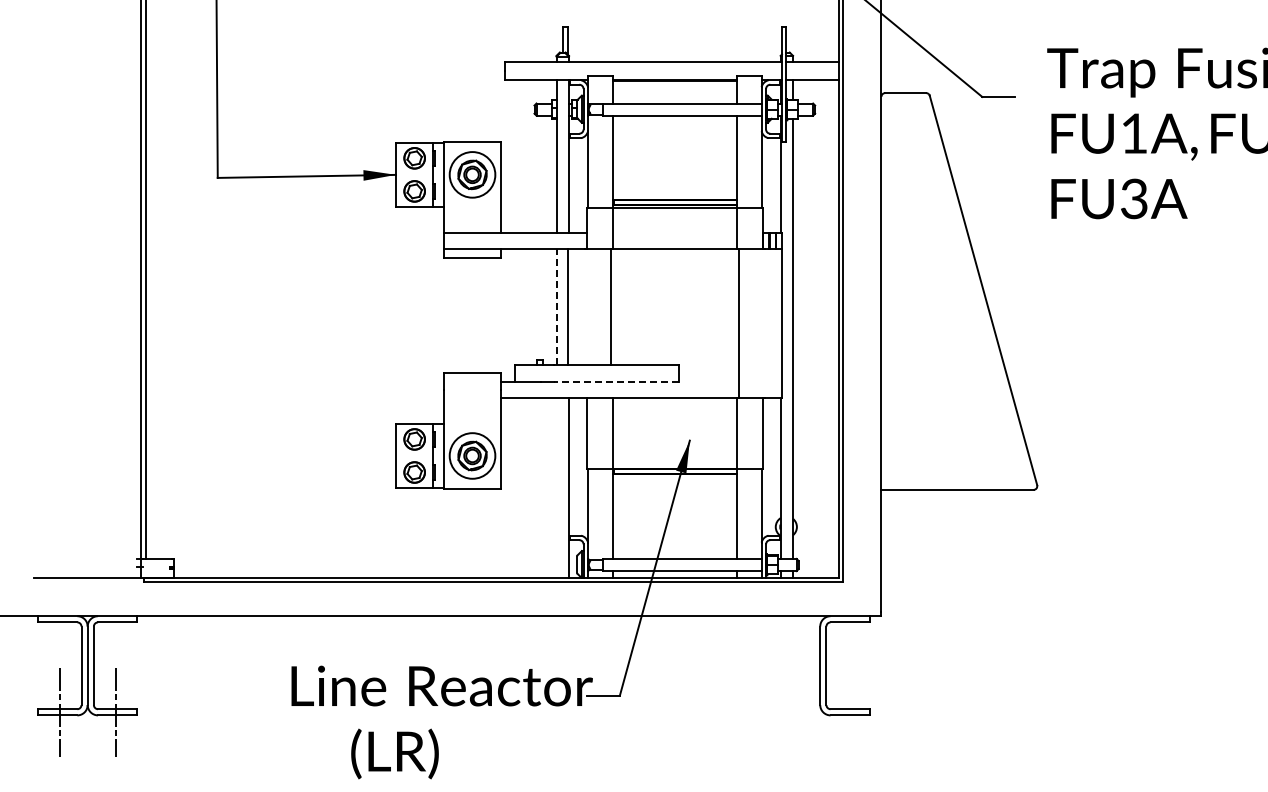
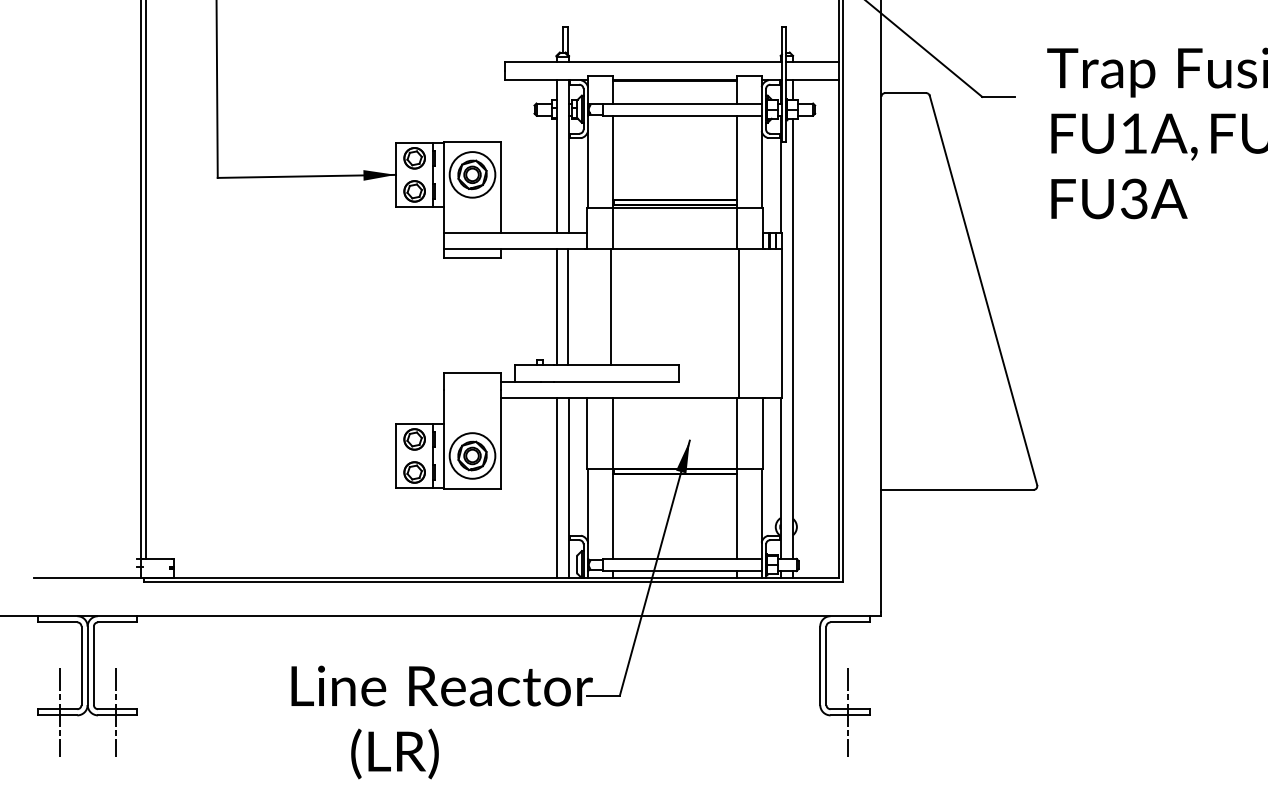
line: dashed -> solid (556, 307)
line: dashed -> solid (616, 381)
line: none -> present (556, 487)
line: none -> present (848, 711)
